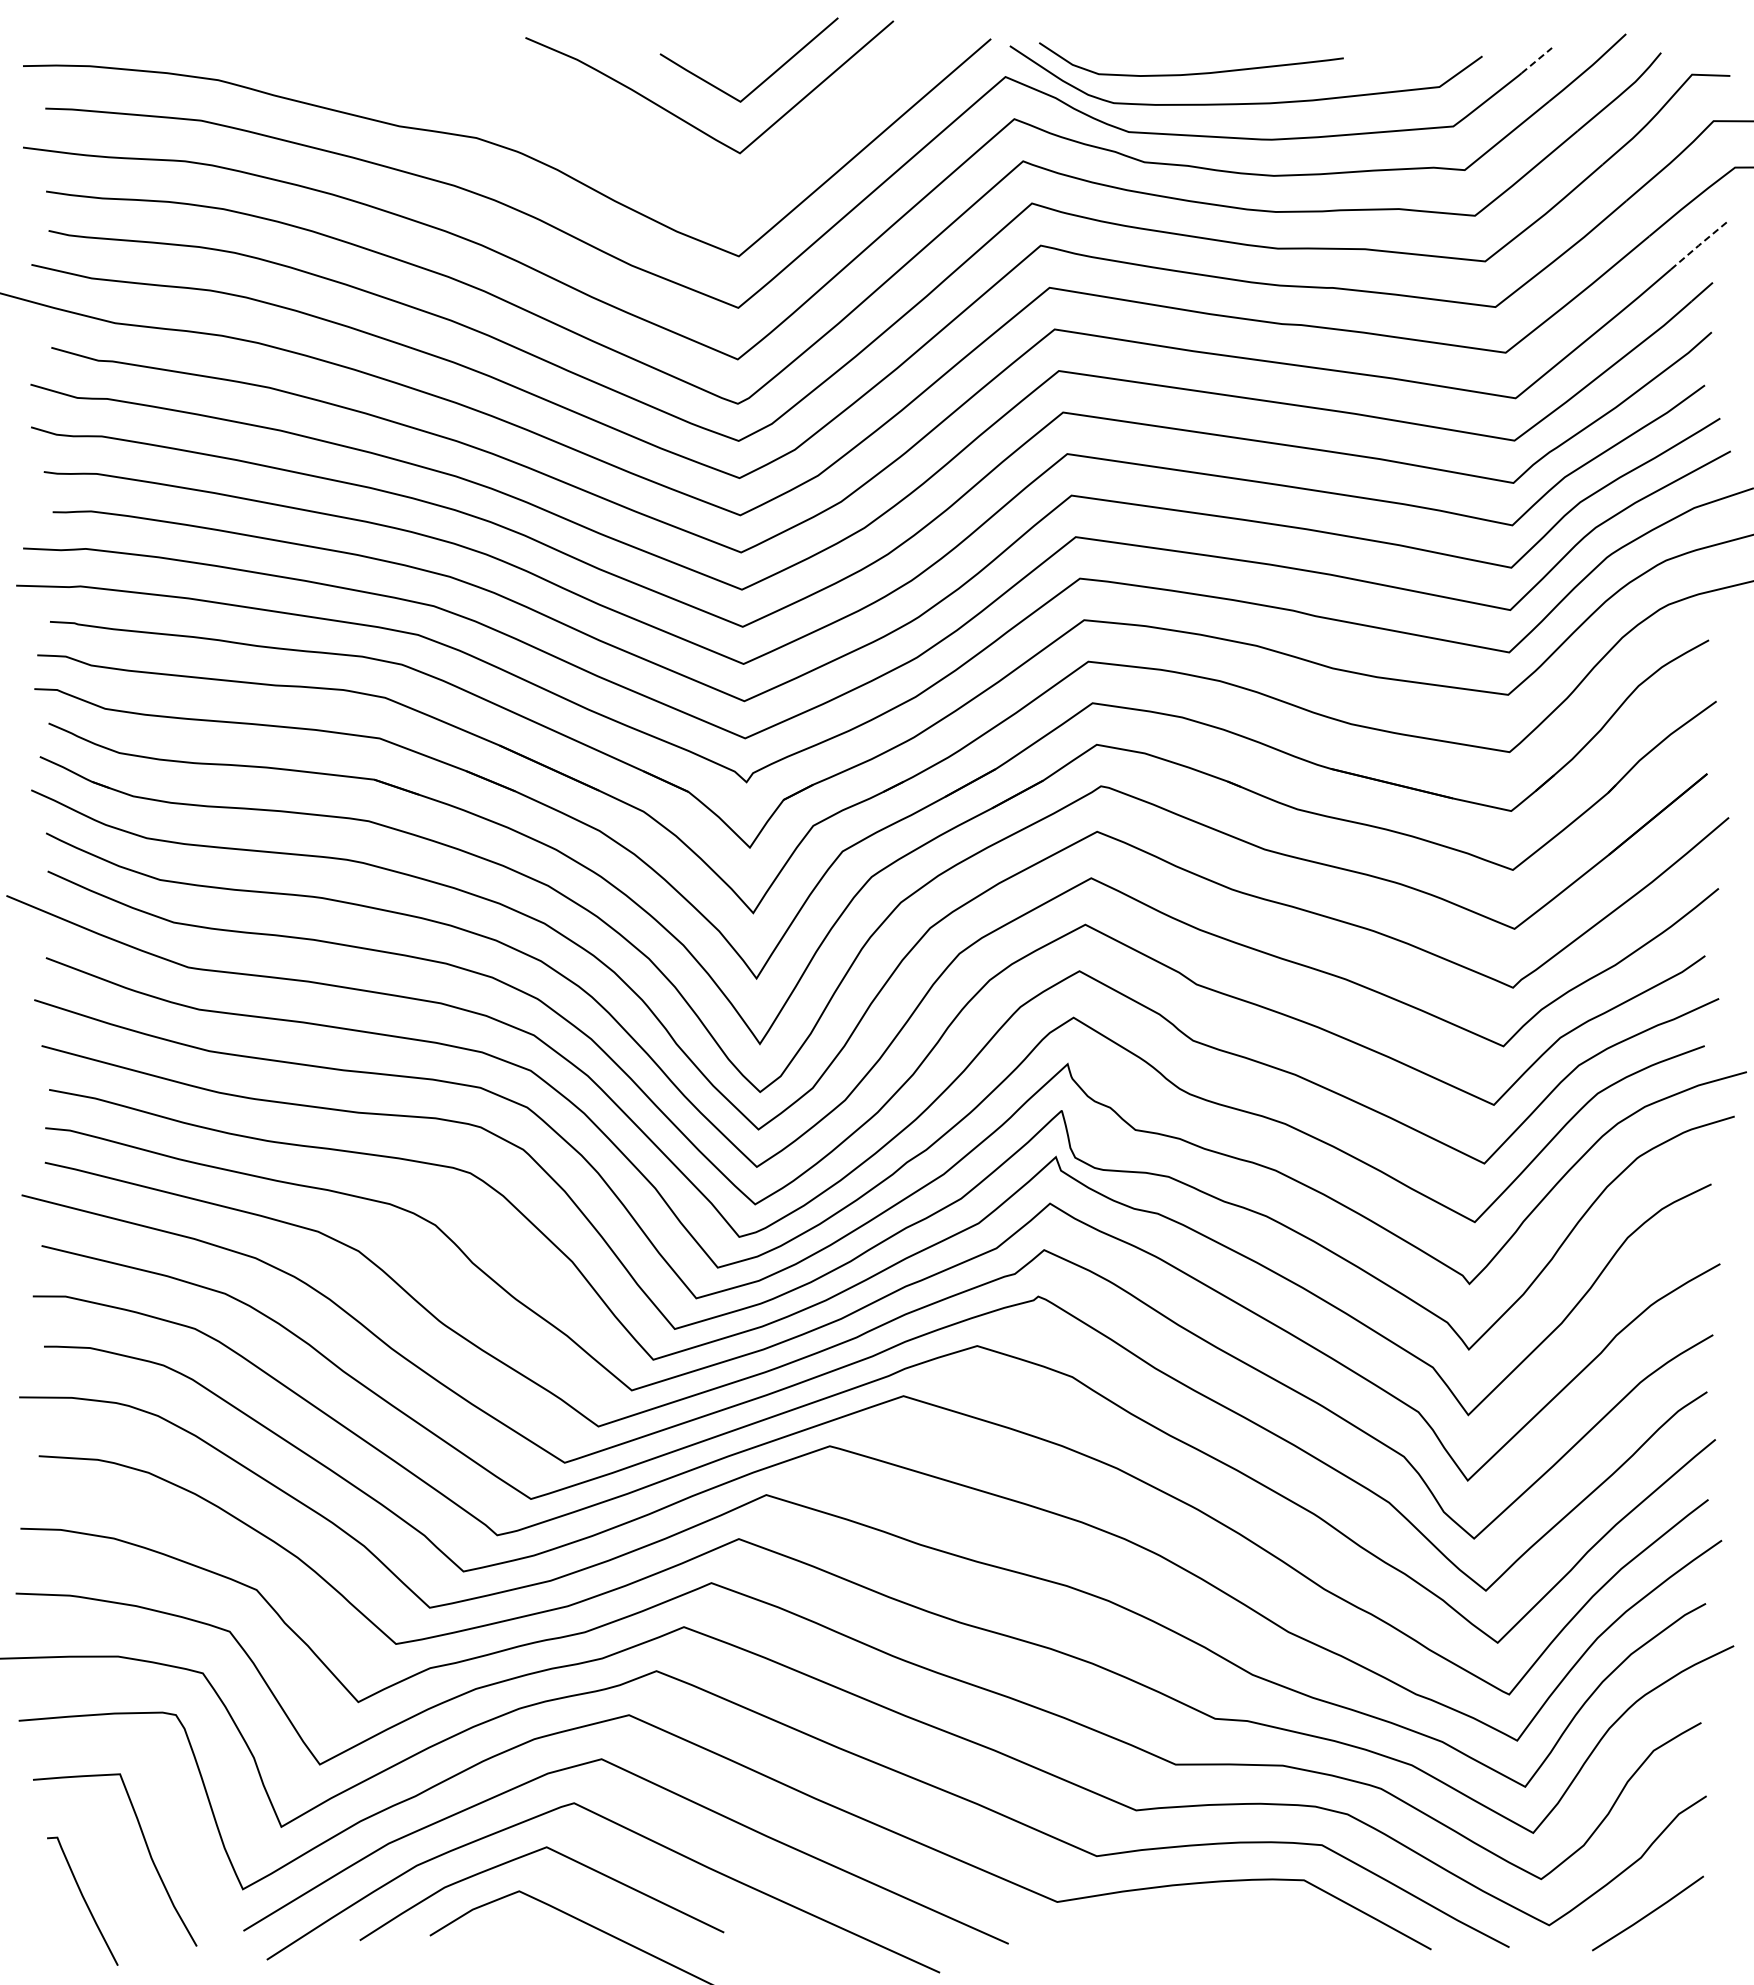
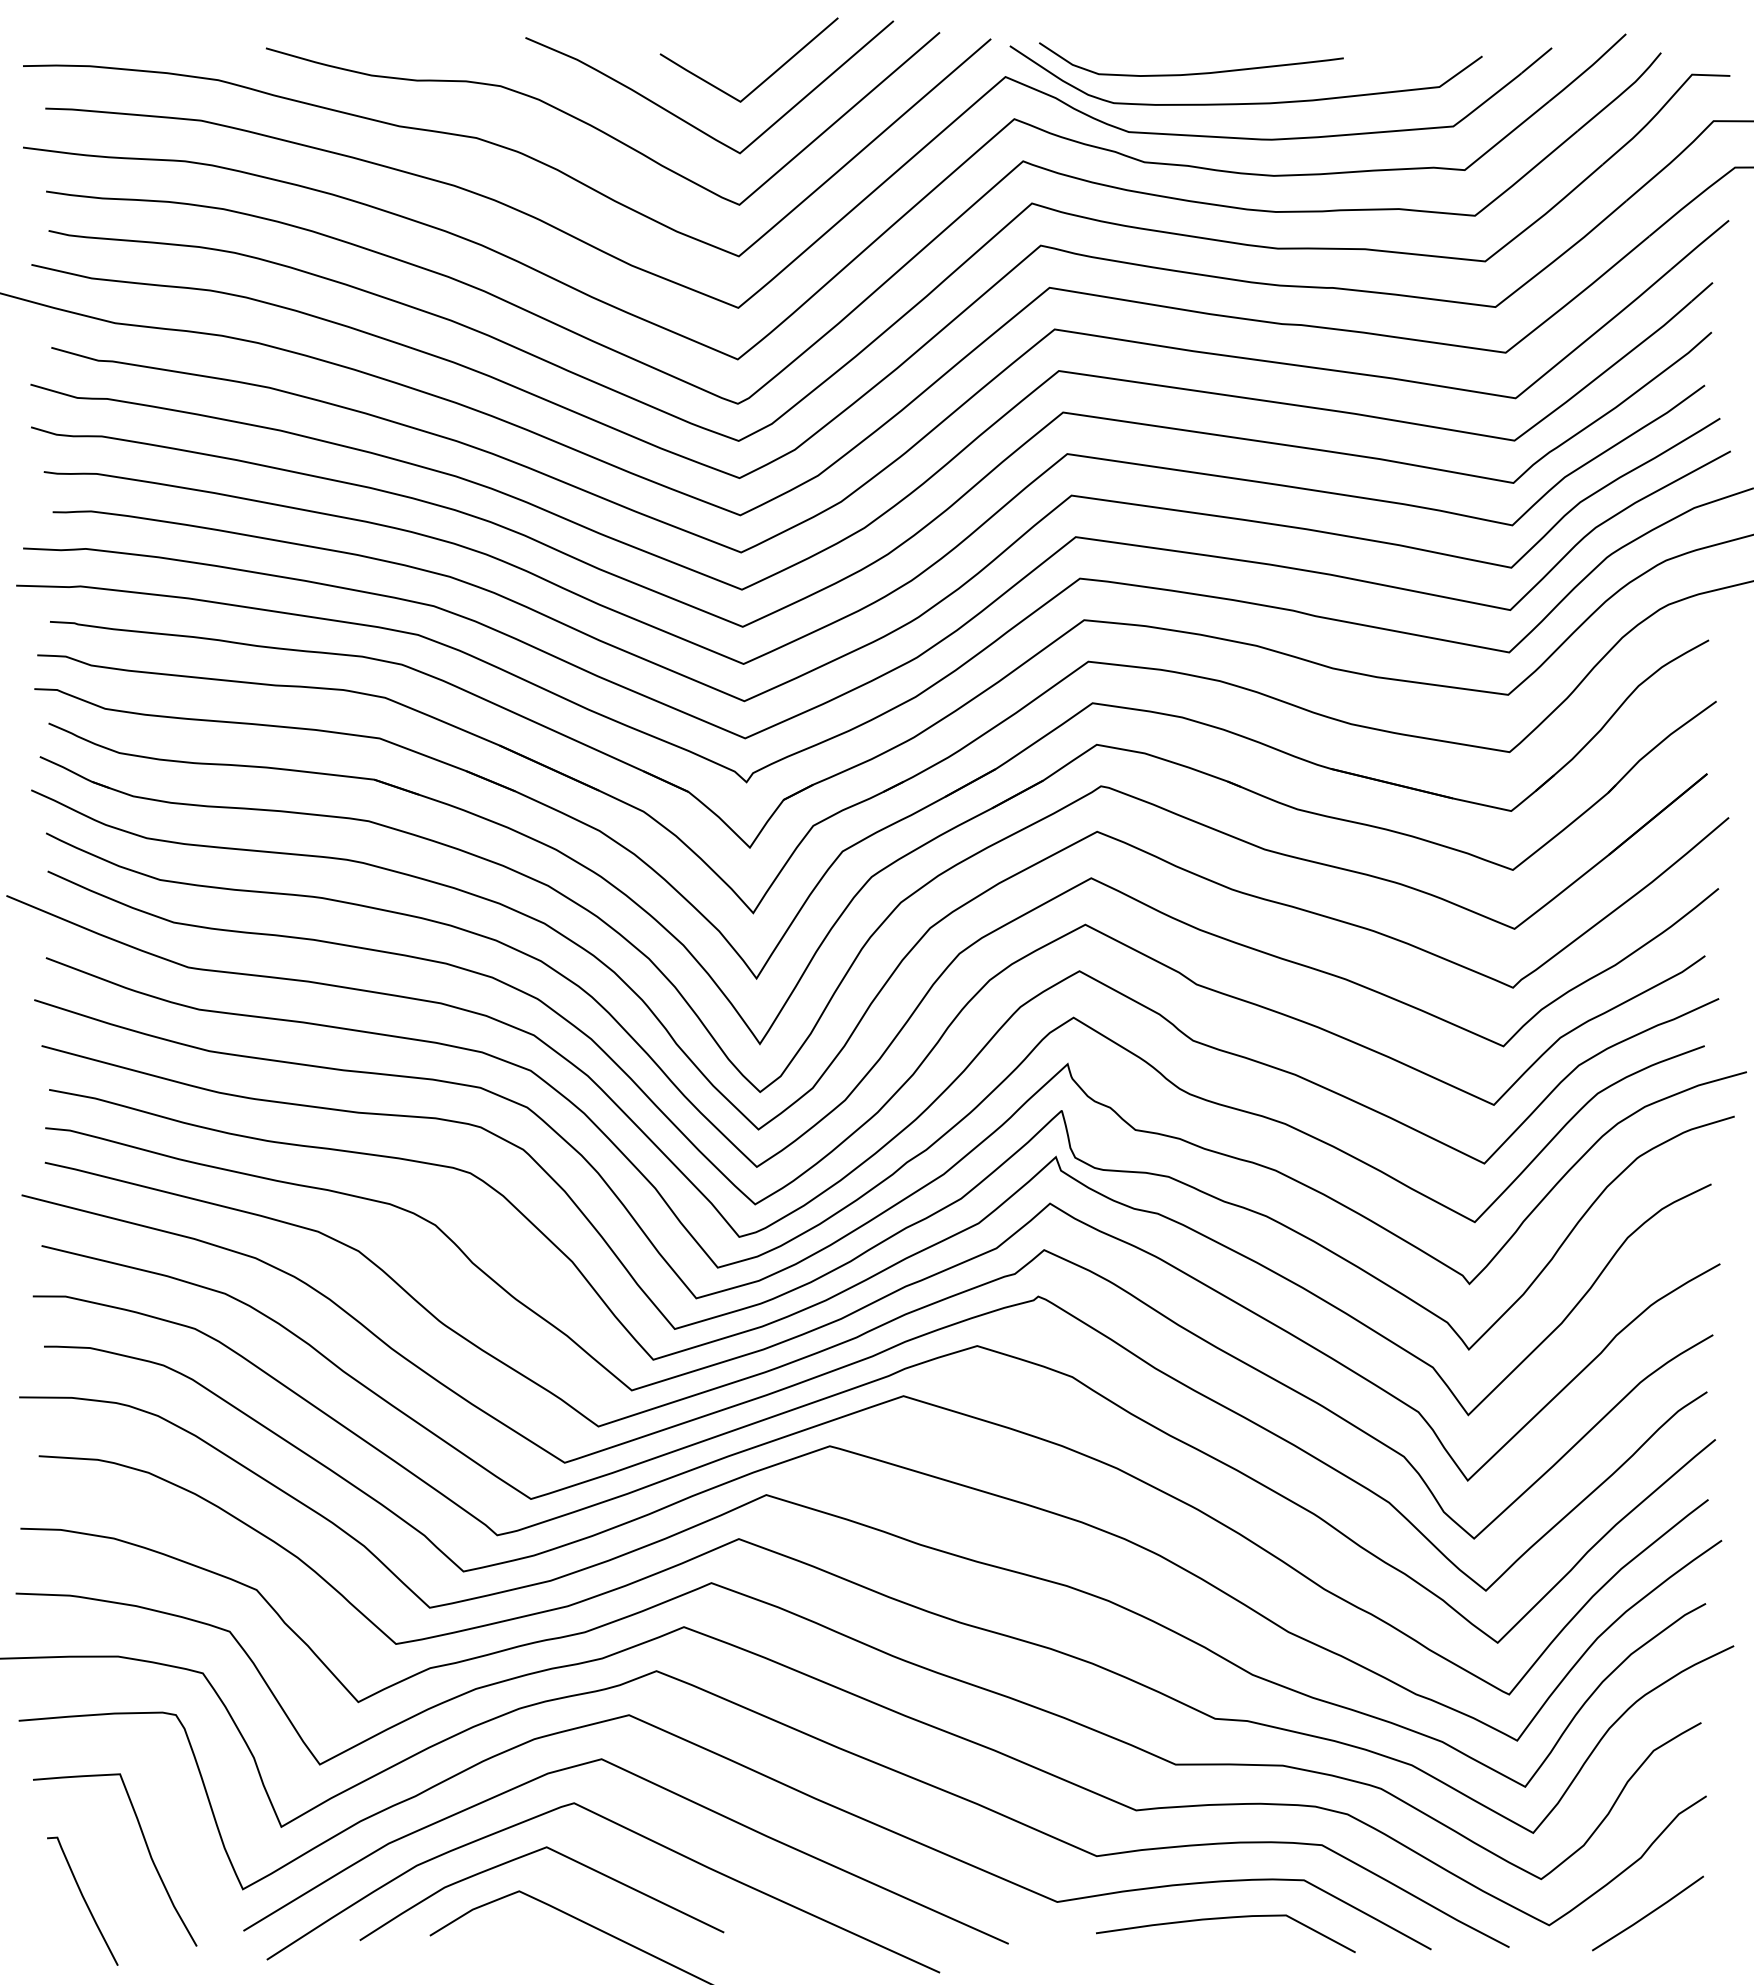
line: dashed -> solid (1536, 60)
curve: none -> present (598, 128)
line: dashed -> solid (1699, 245)
curve: none -> present (1220, 1919)
